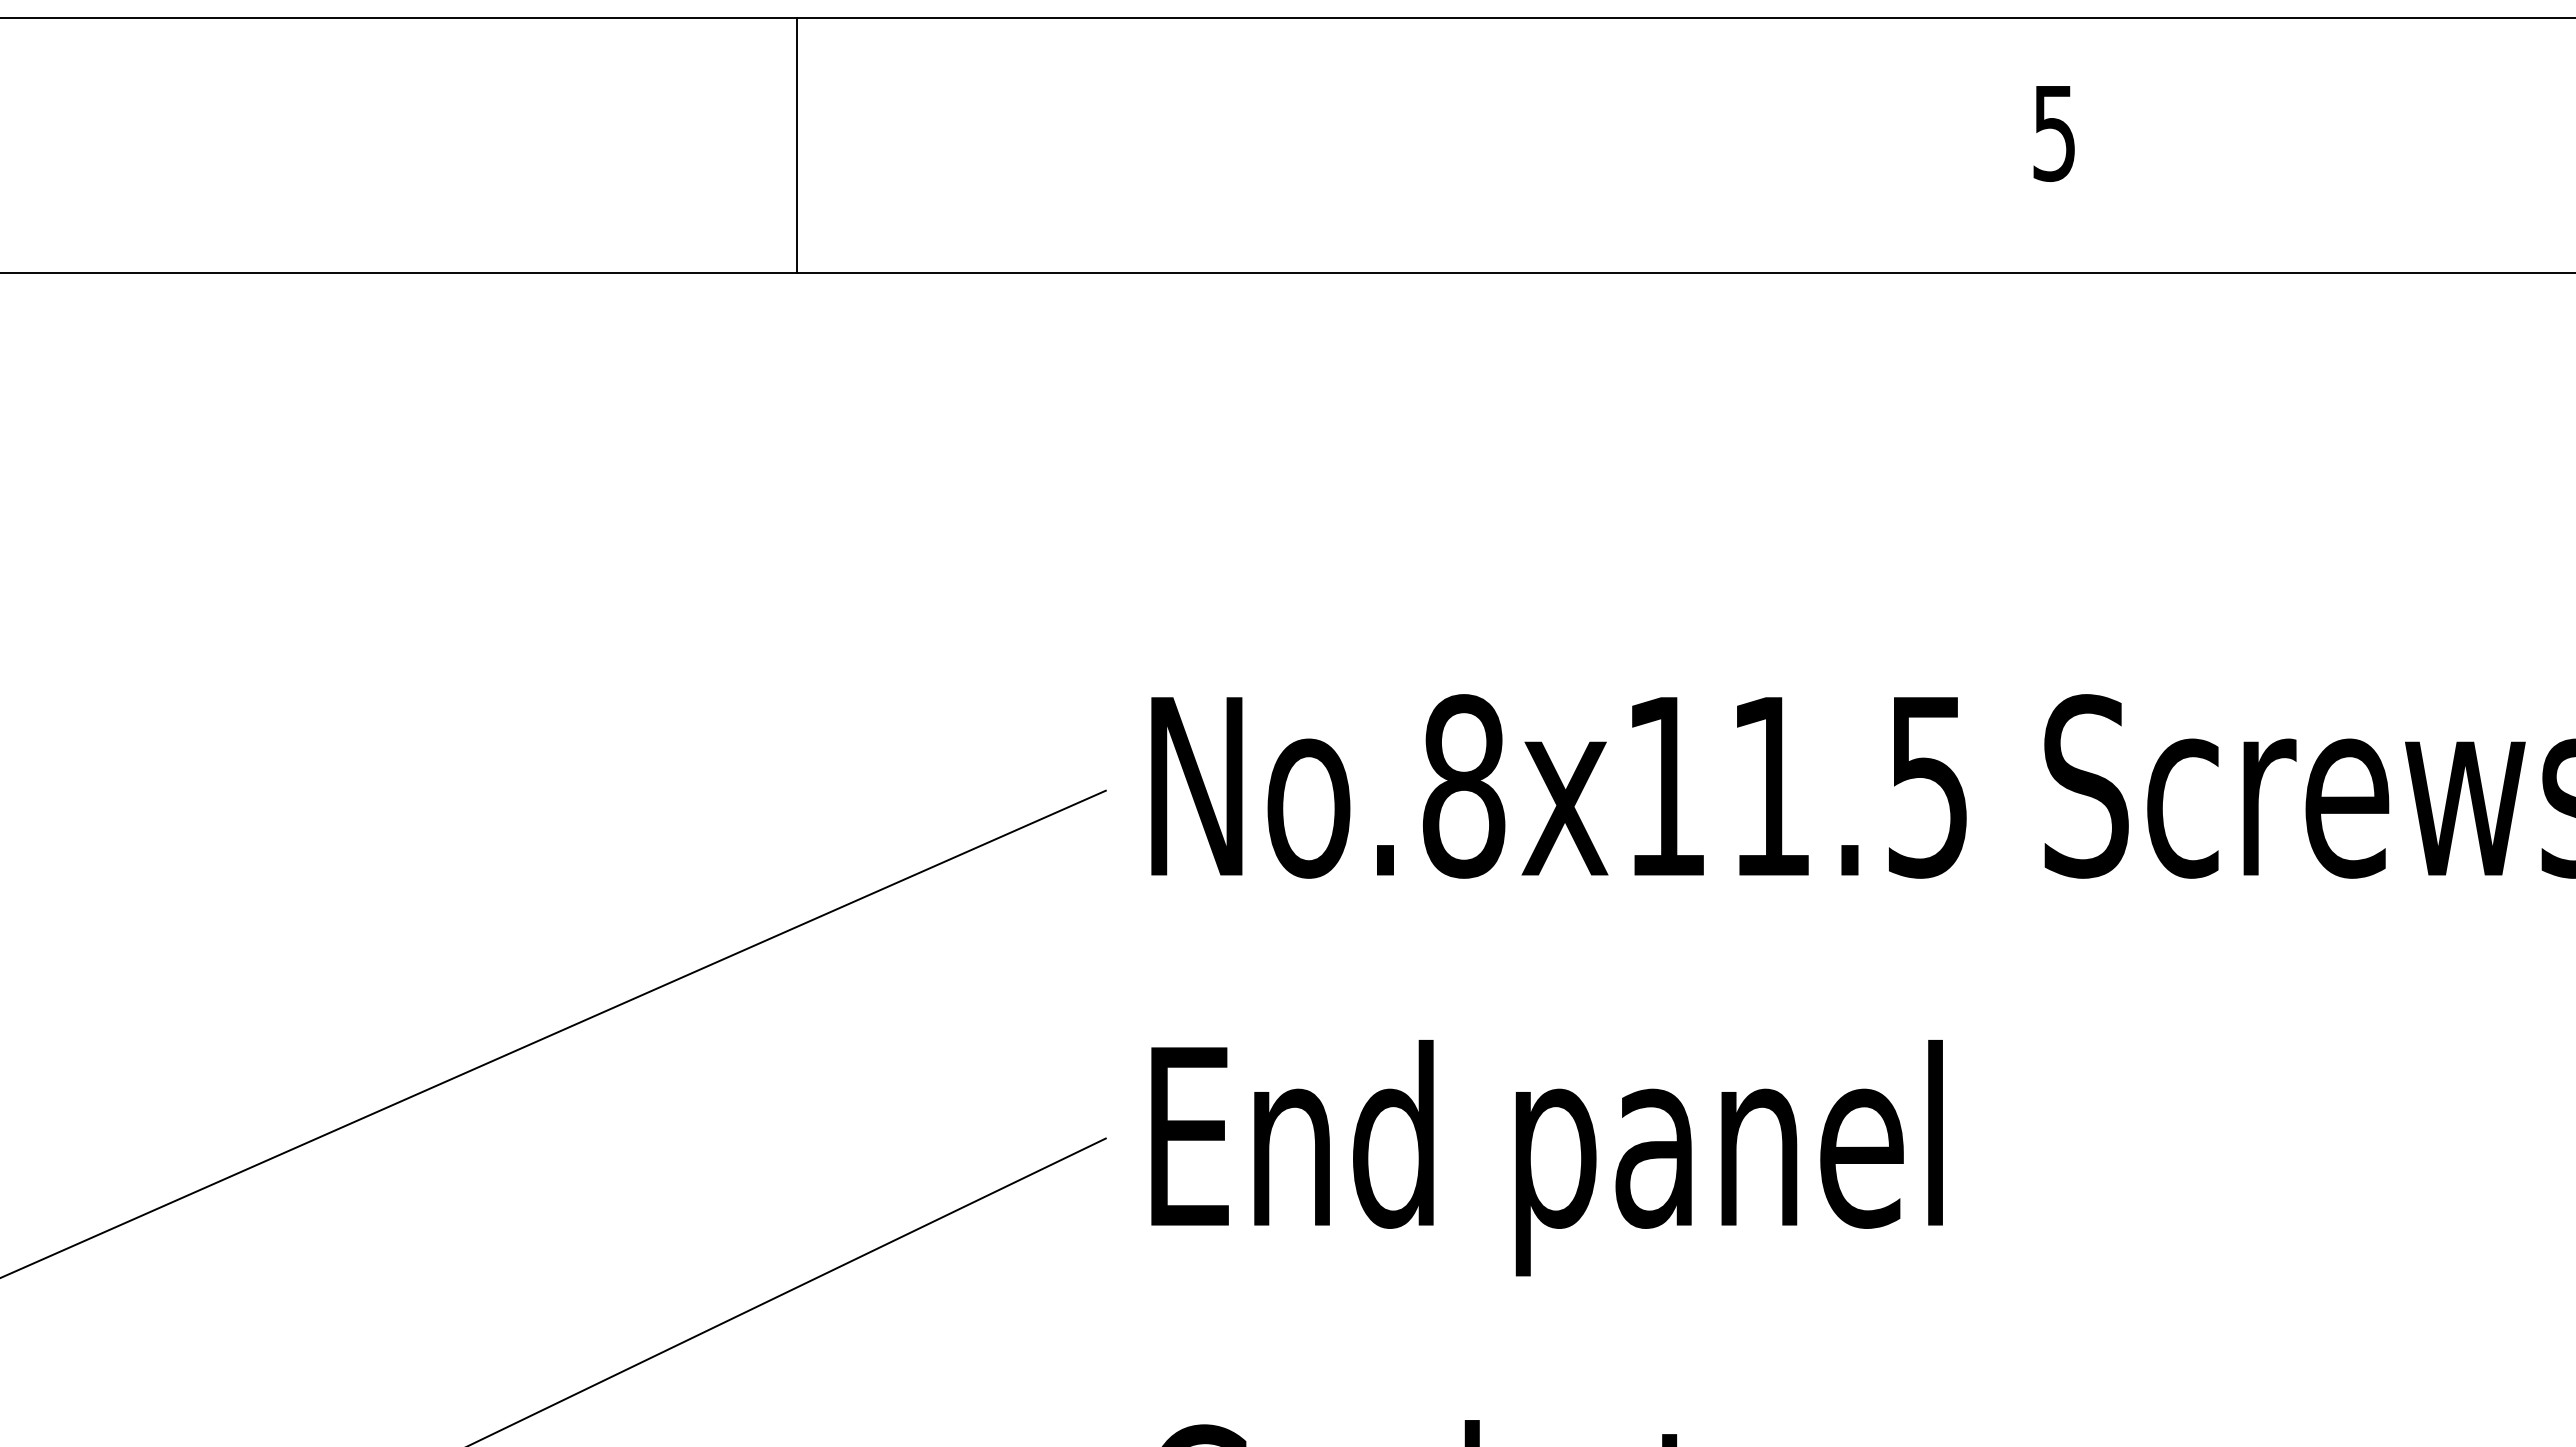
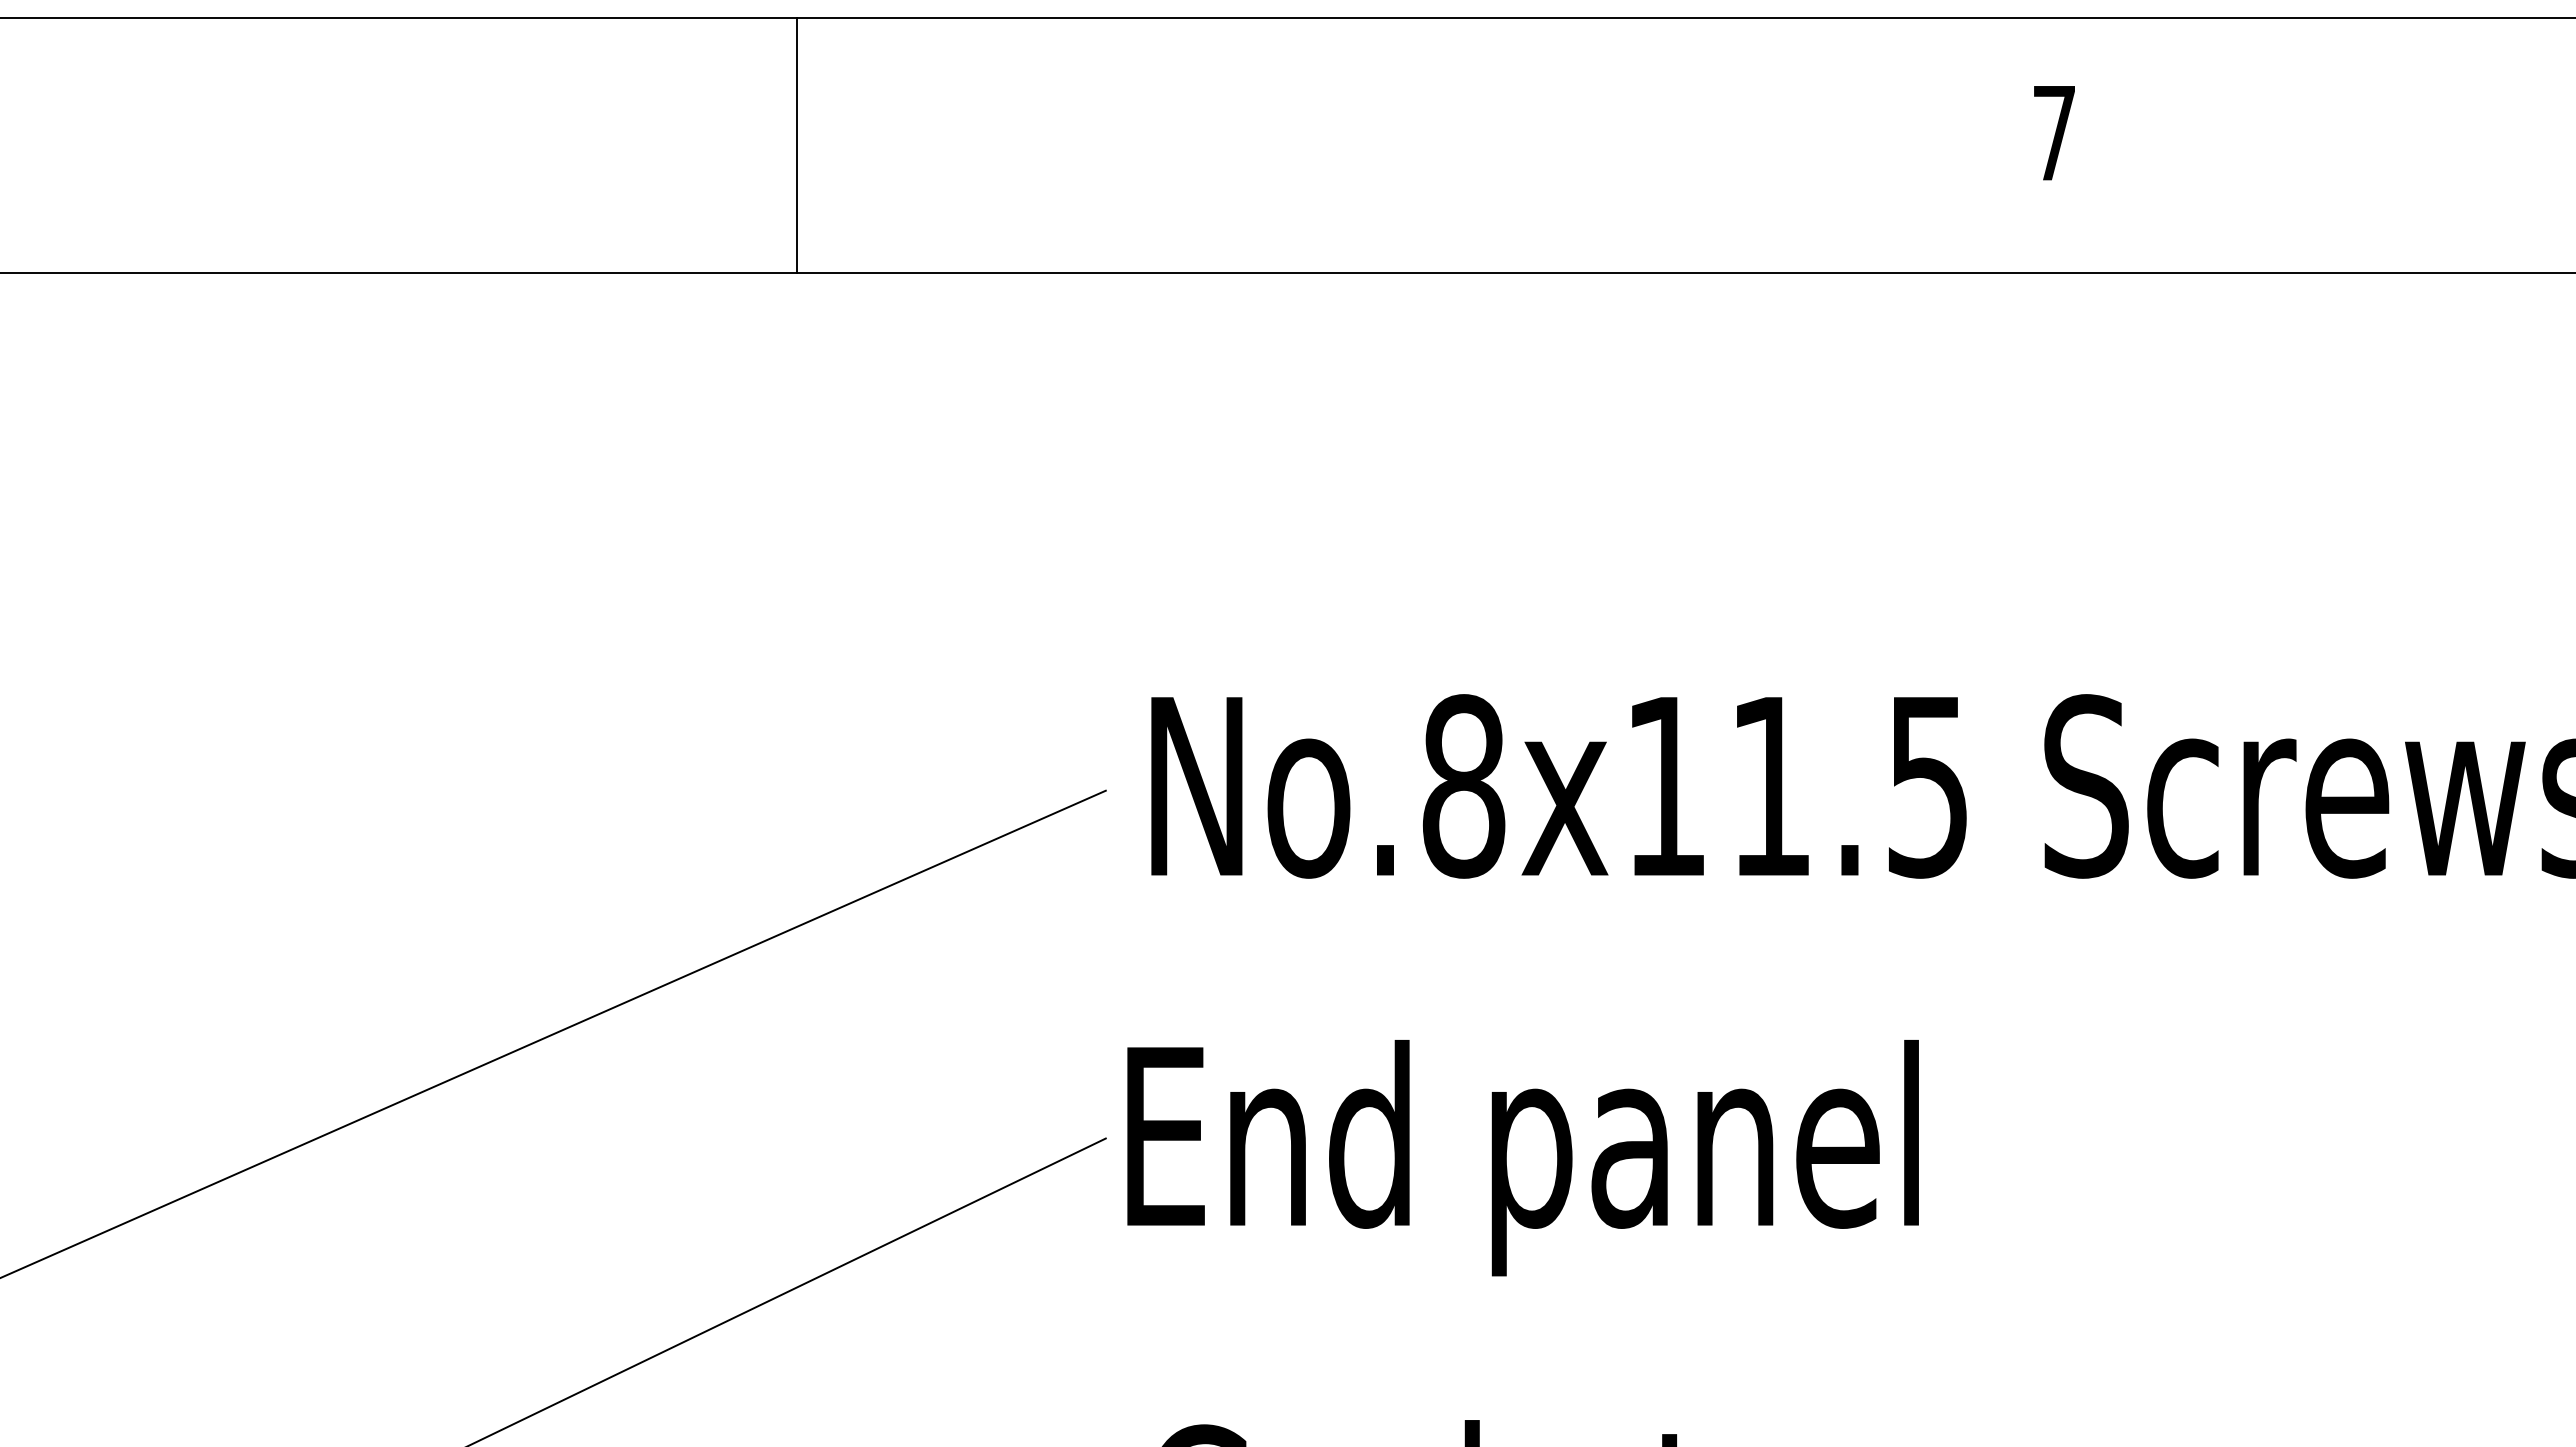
text: 5 -> 7 (2053, 134)
text position: (1546, 1158) -> (1522, 1158) (1522, 1158)
